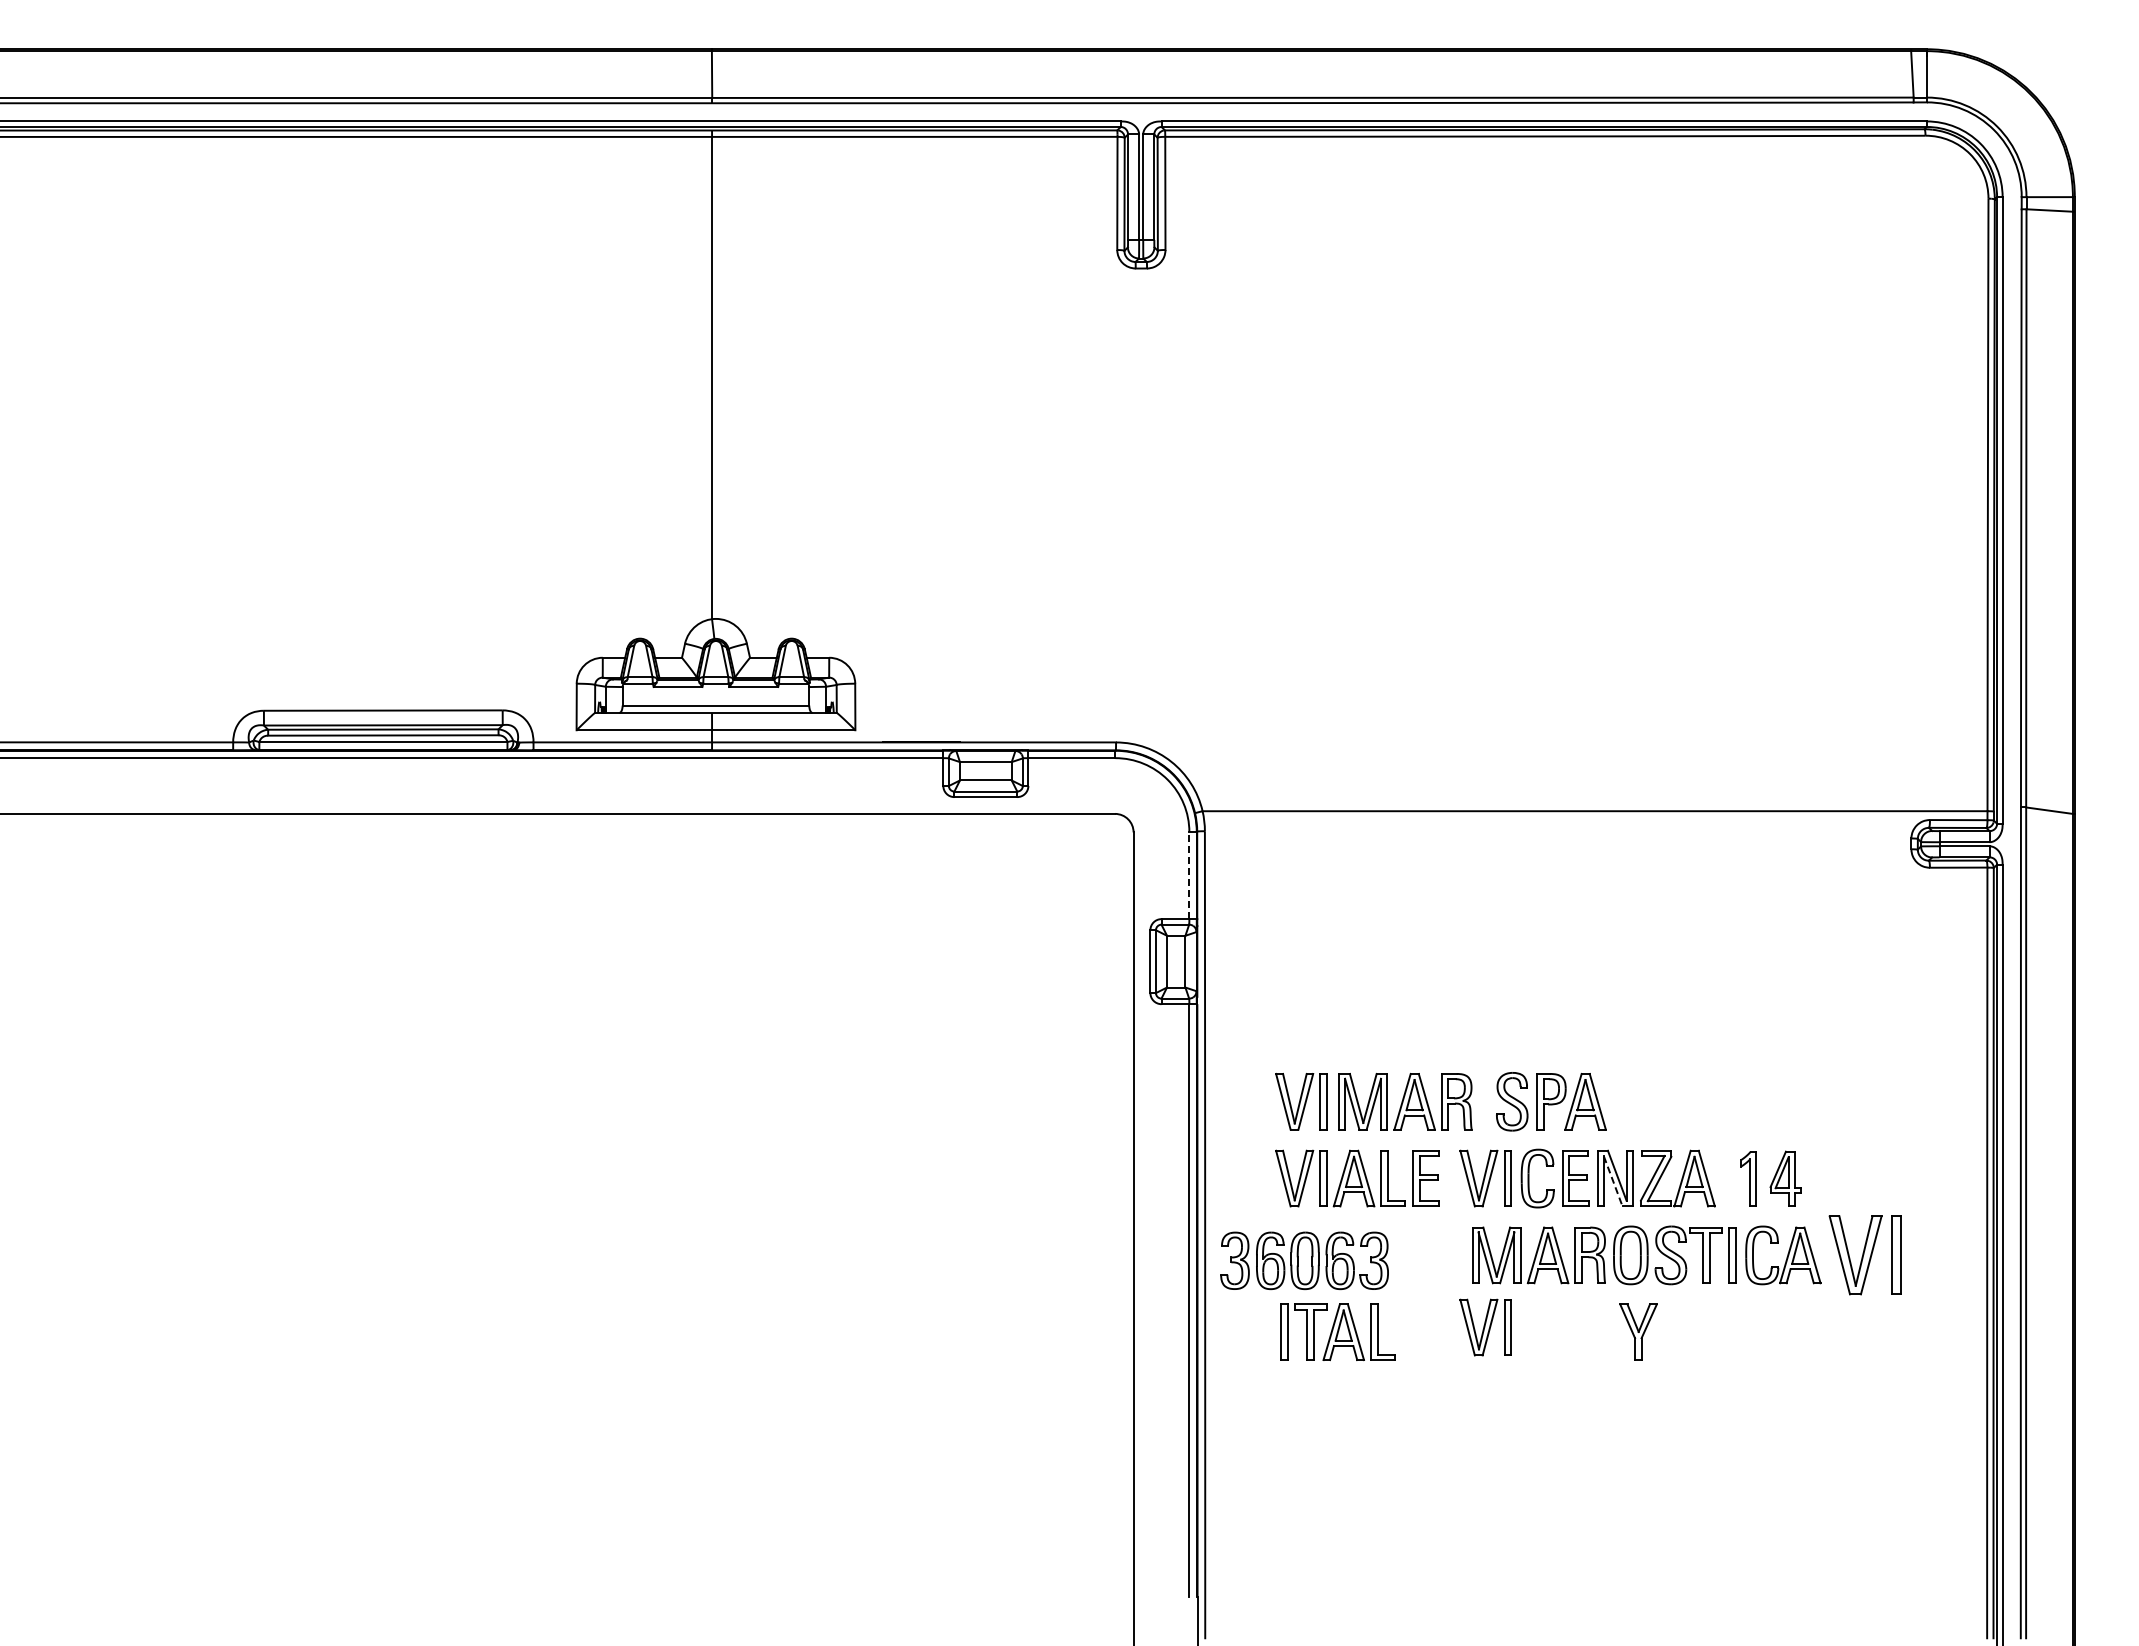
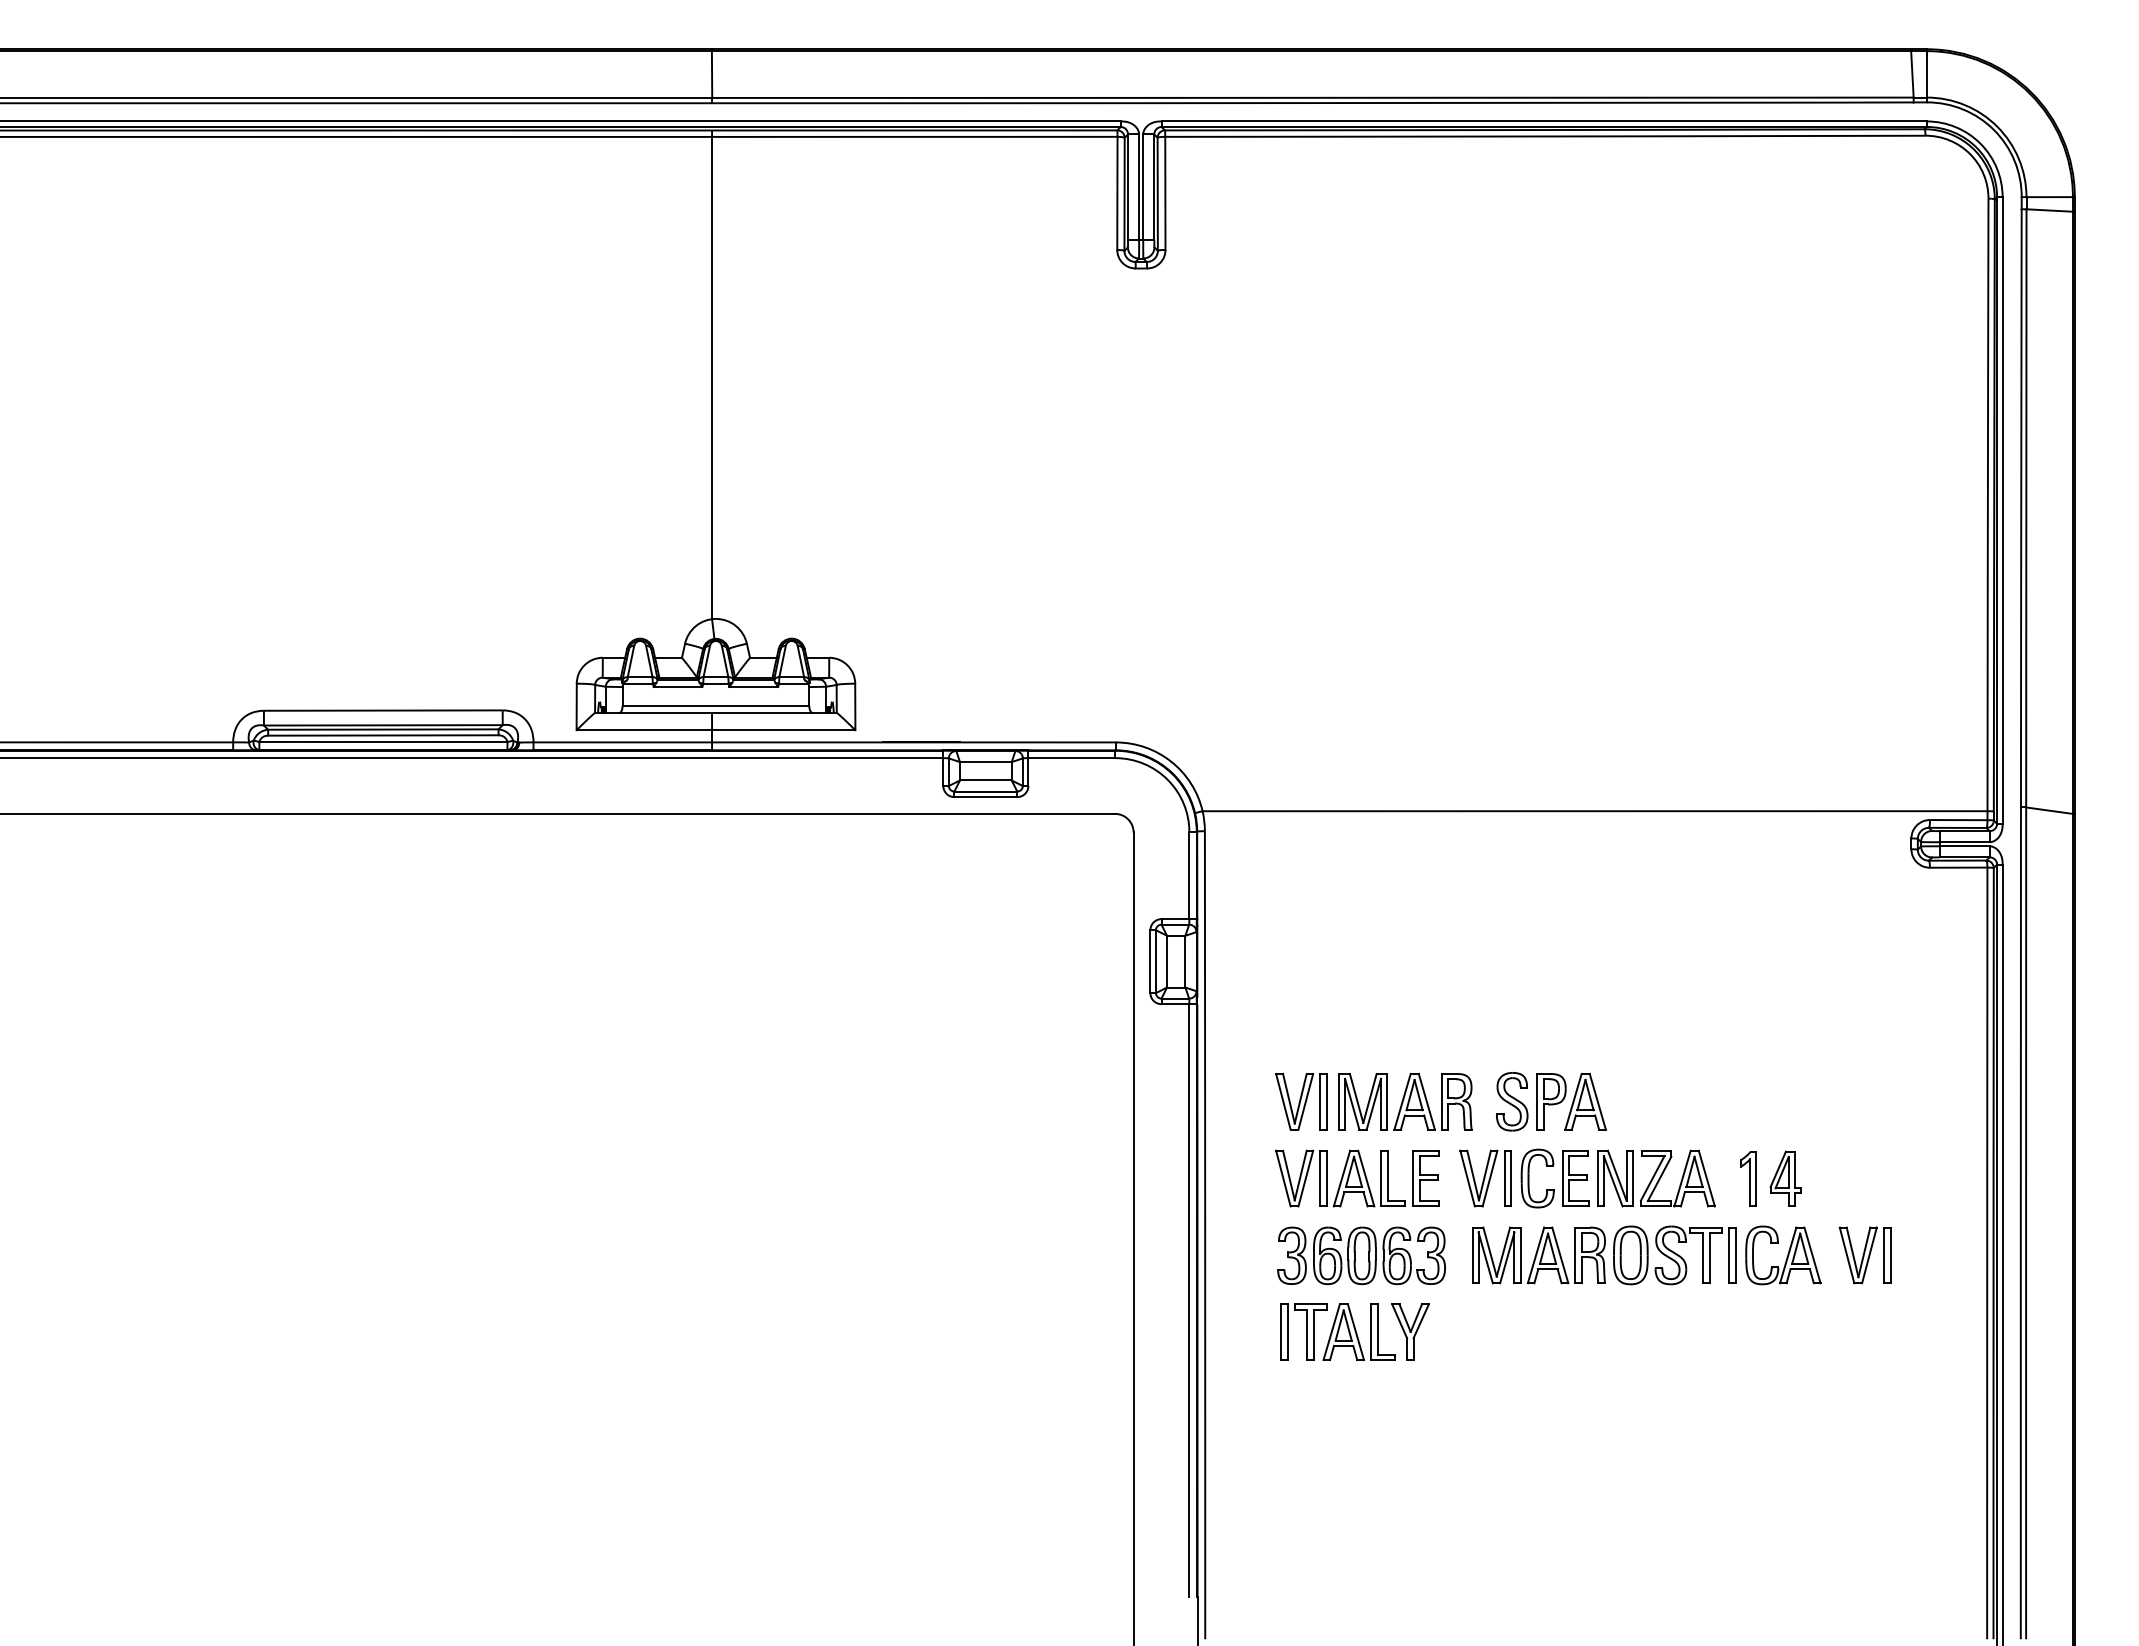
line: dashed -> solid (1189, 875)
line: dashed -> solid (1613, 1181)
part size: 74x81 px -> 54x59 px (1864, 1255)
part position: (1304, 1260) -> (1361, 1255) (1361, 1255)
part: present -> none (1485, 1327)
part position: (1638, 1331) -> (1410, 1331) (1410, 1331)
